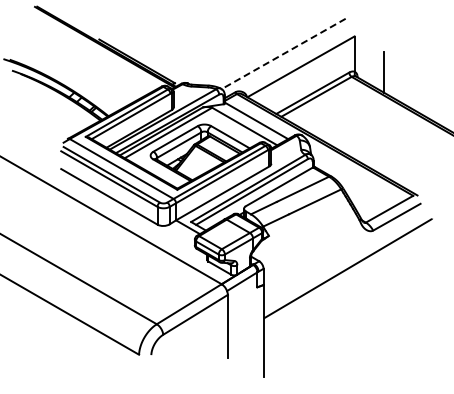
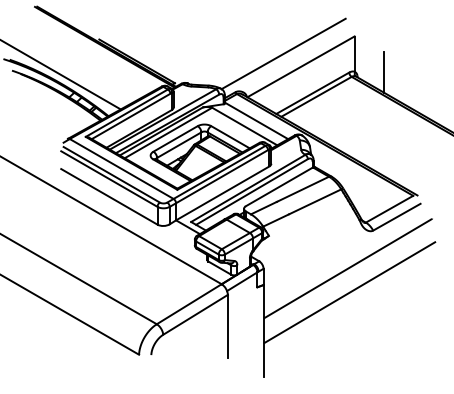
line: dashed -> solid (283, 54)
line: none -> present (61, 75)
line: none -> present (349, 292)
